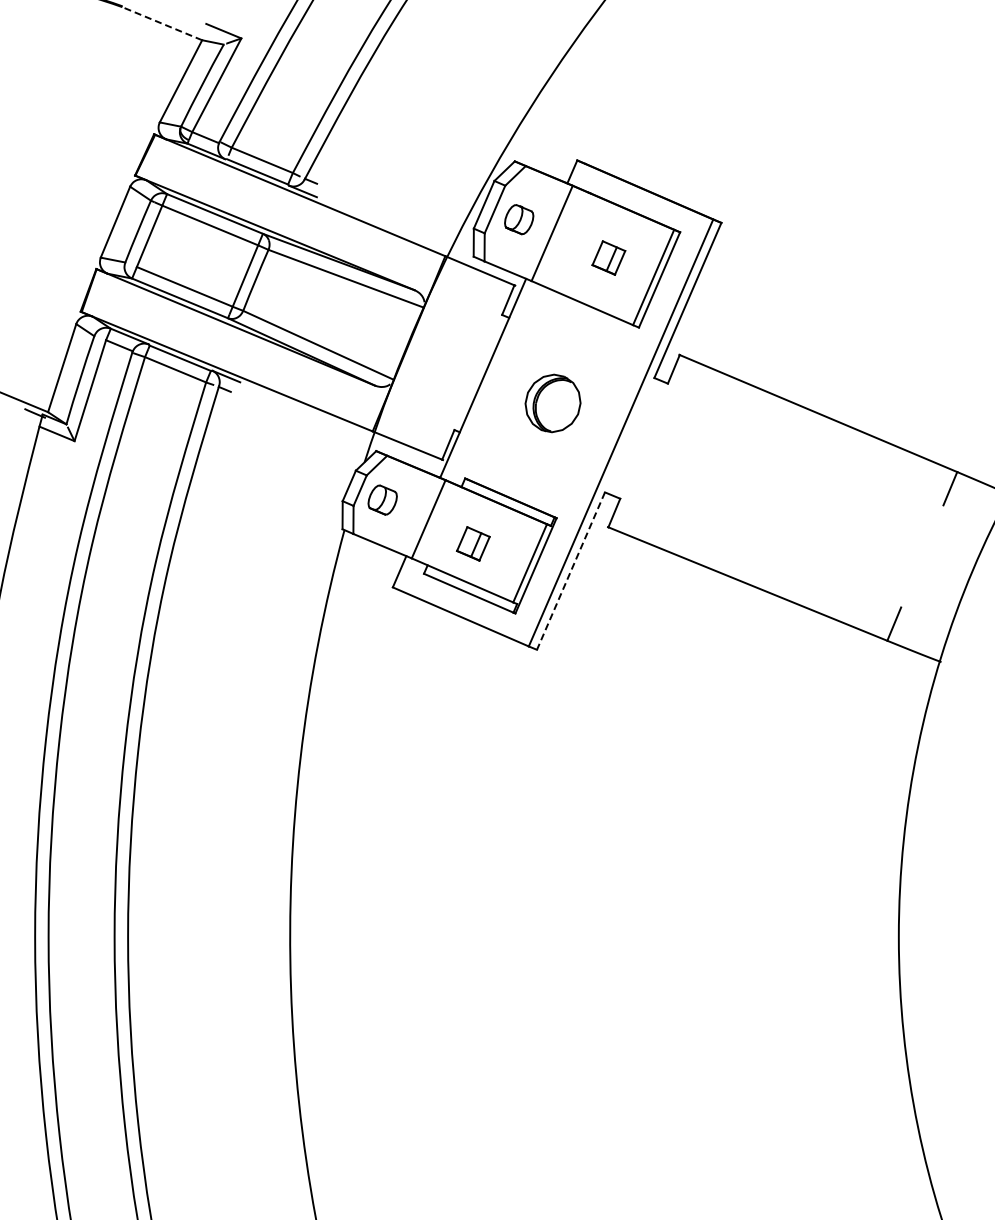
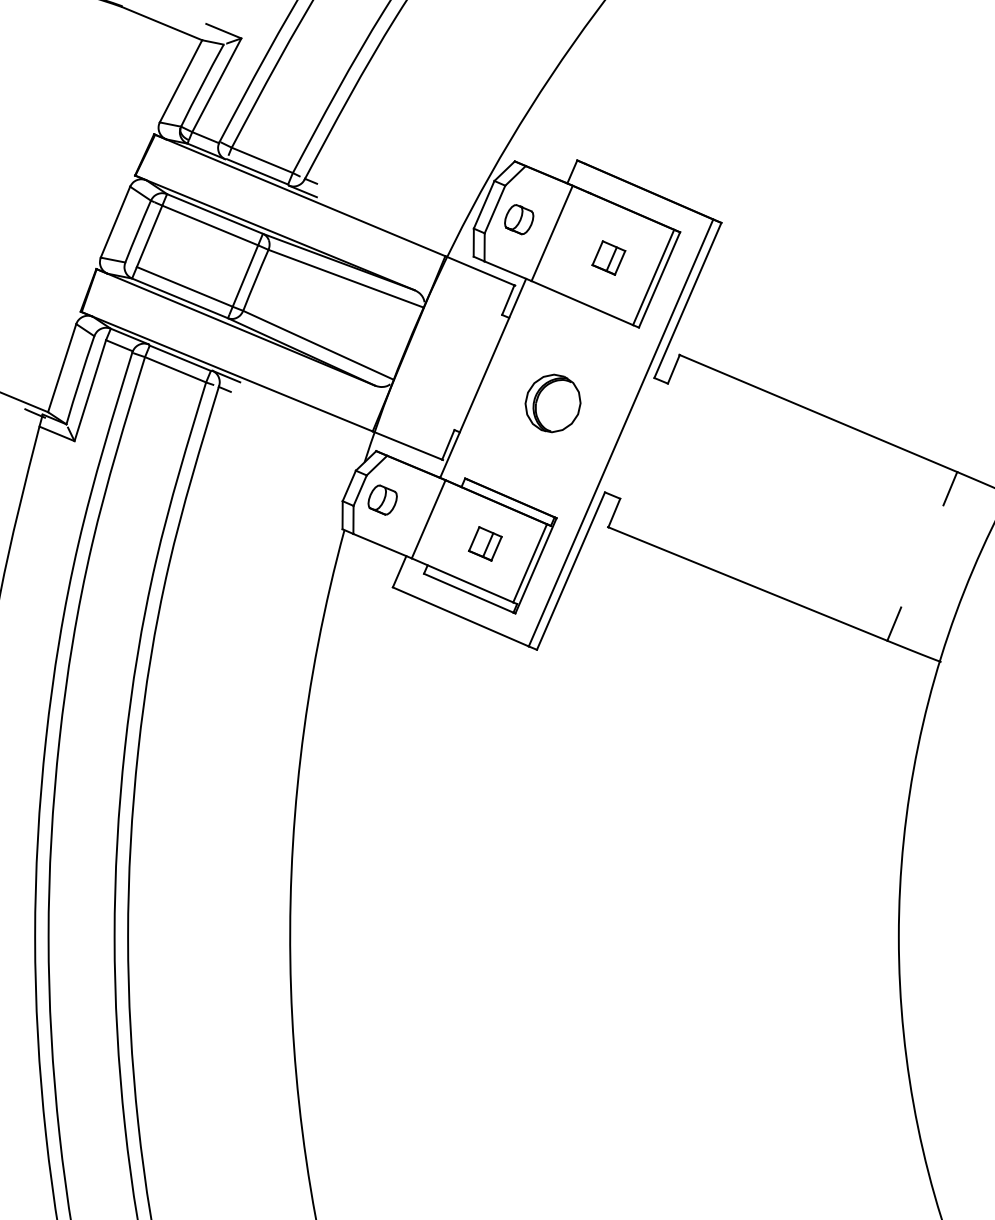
line: dashed -> solid (161, 23)
part position: (473, 543) -> (485, 543) (485, 543)
line: dashed -> solid (571, 571)
